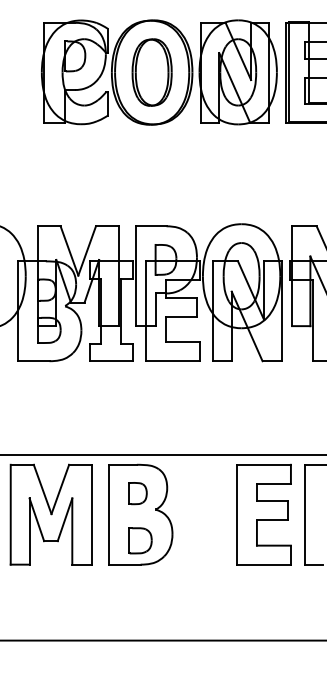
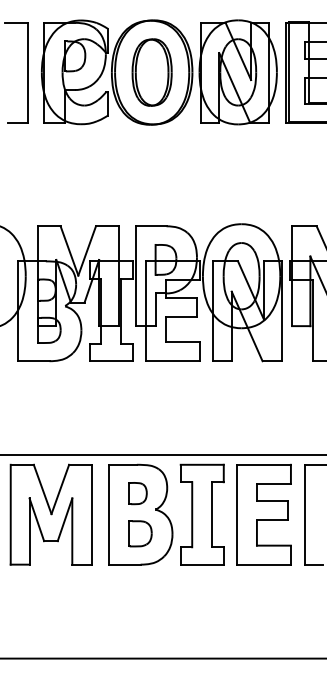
part: none -> present (27, 72)
part: none -> present (201, 514)
part position: (140, 540) -> (140, 533) (140, 533)
line position: (162, 640) -> (162, 658) (162, 658)
